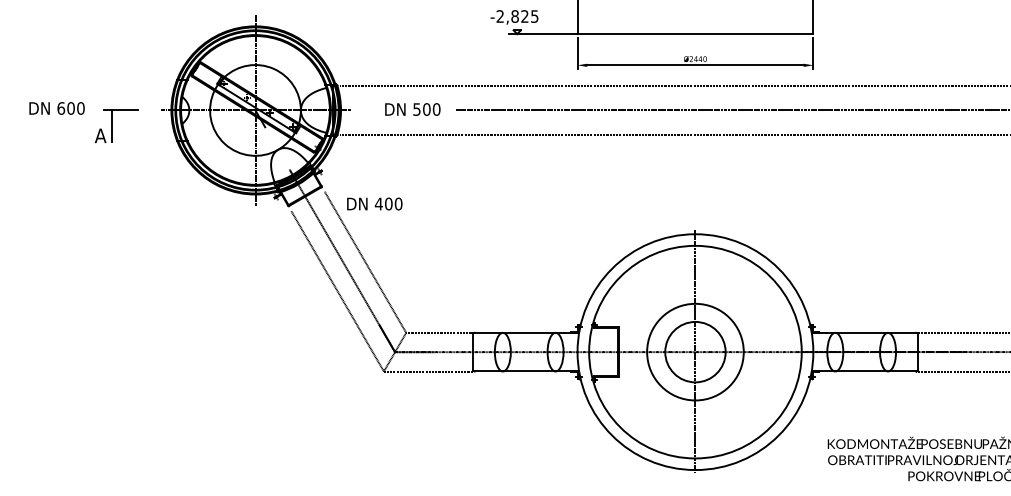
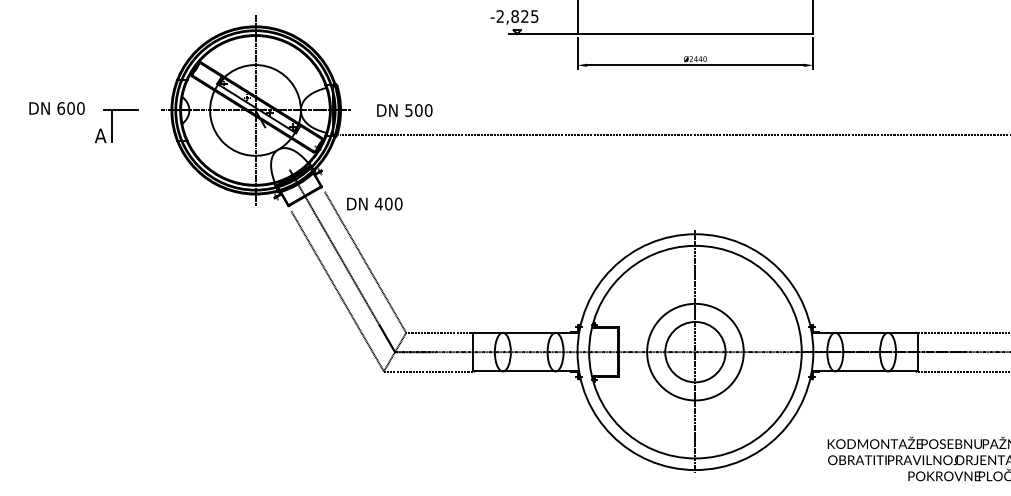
line: present -> none (673, 86)
text position: (412, 109) -> (404, 110) (404, 110)
line: present -> none (731, 110)
